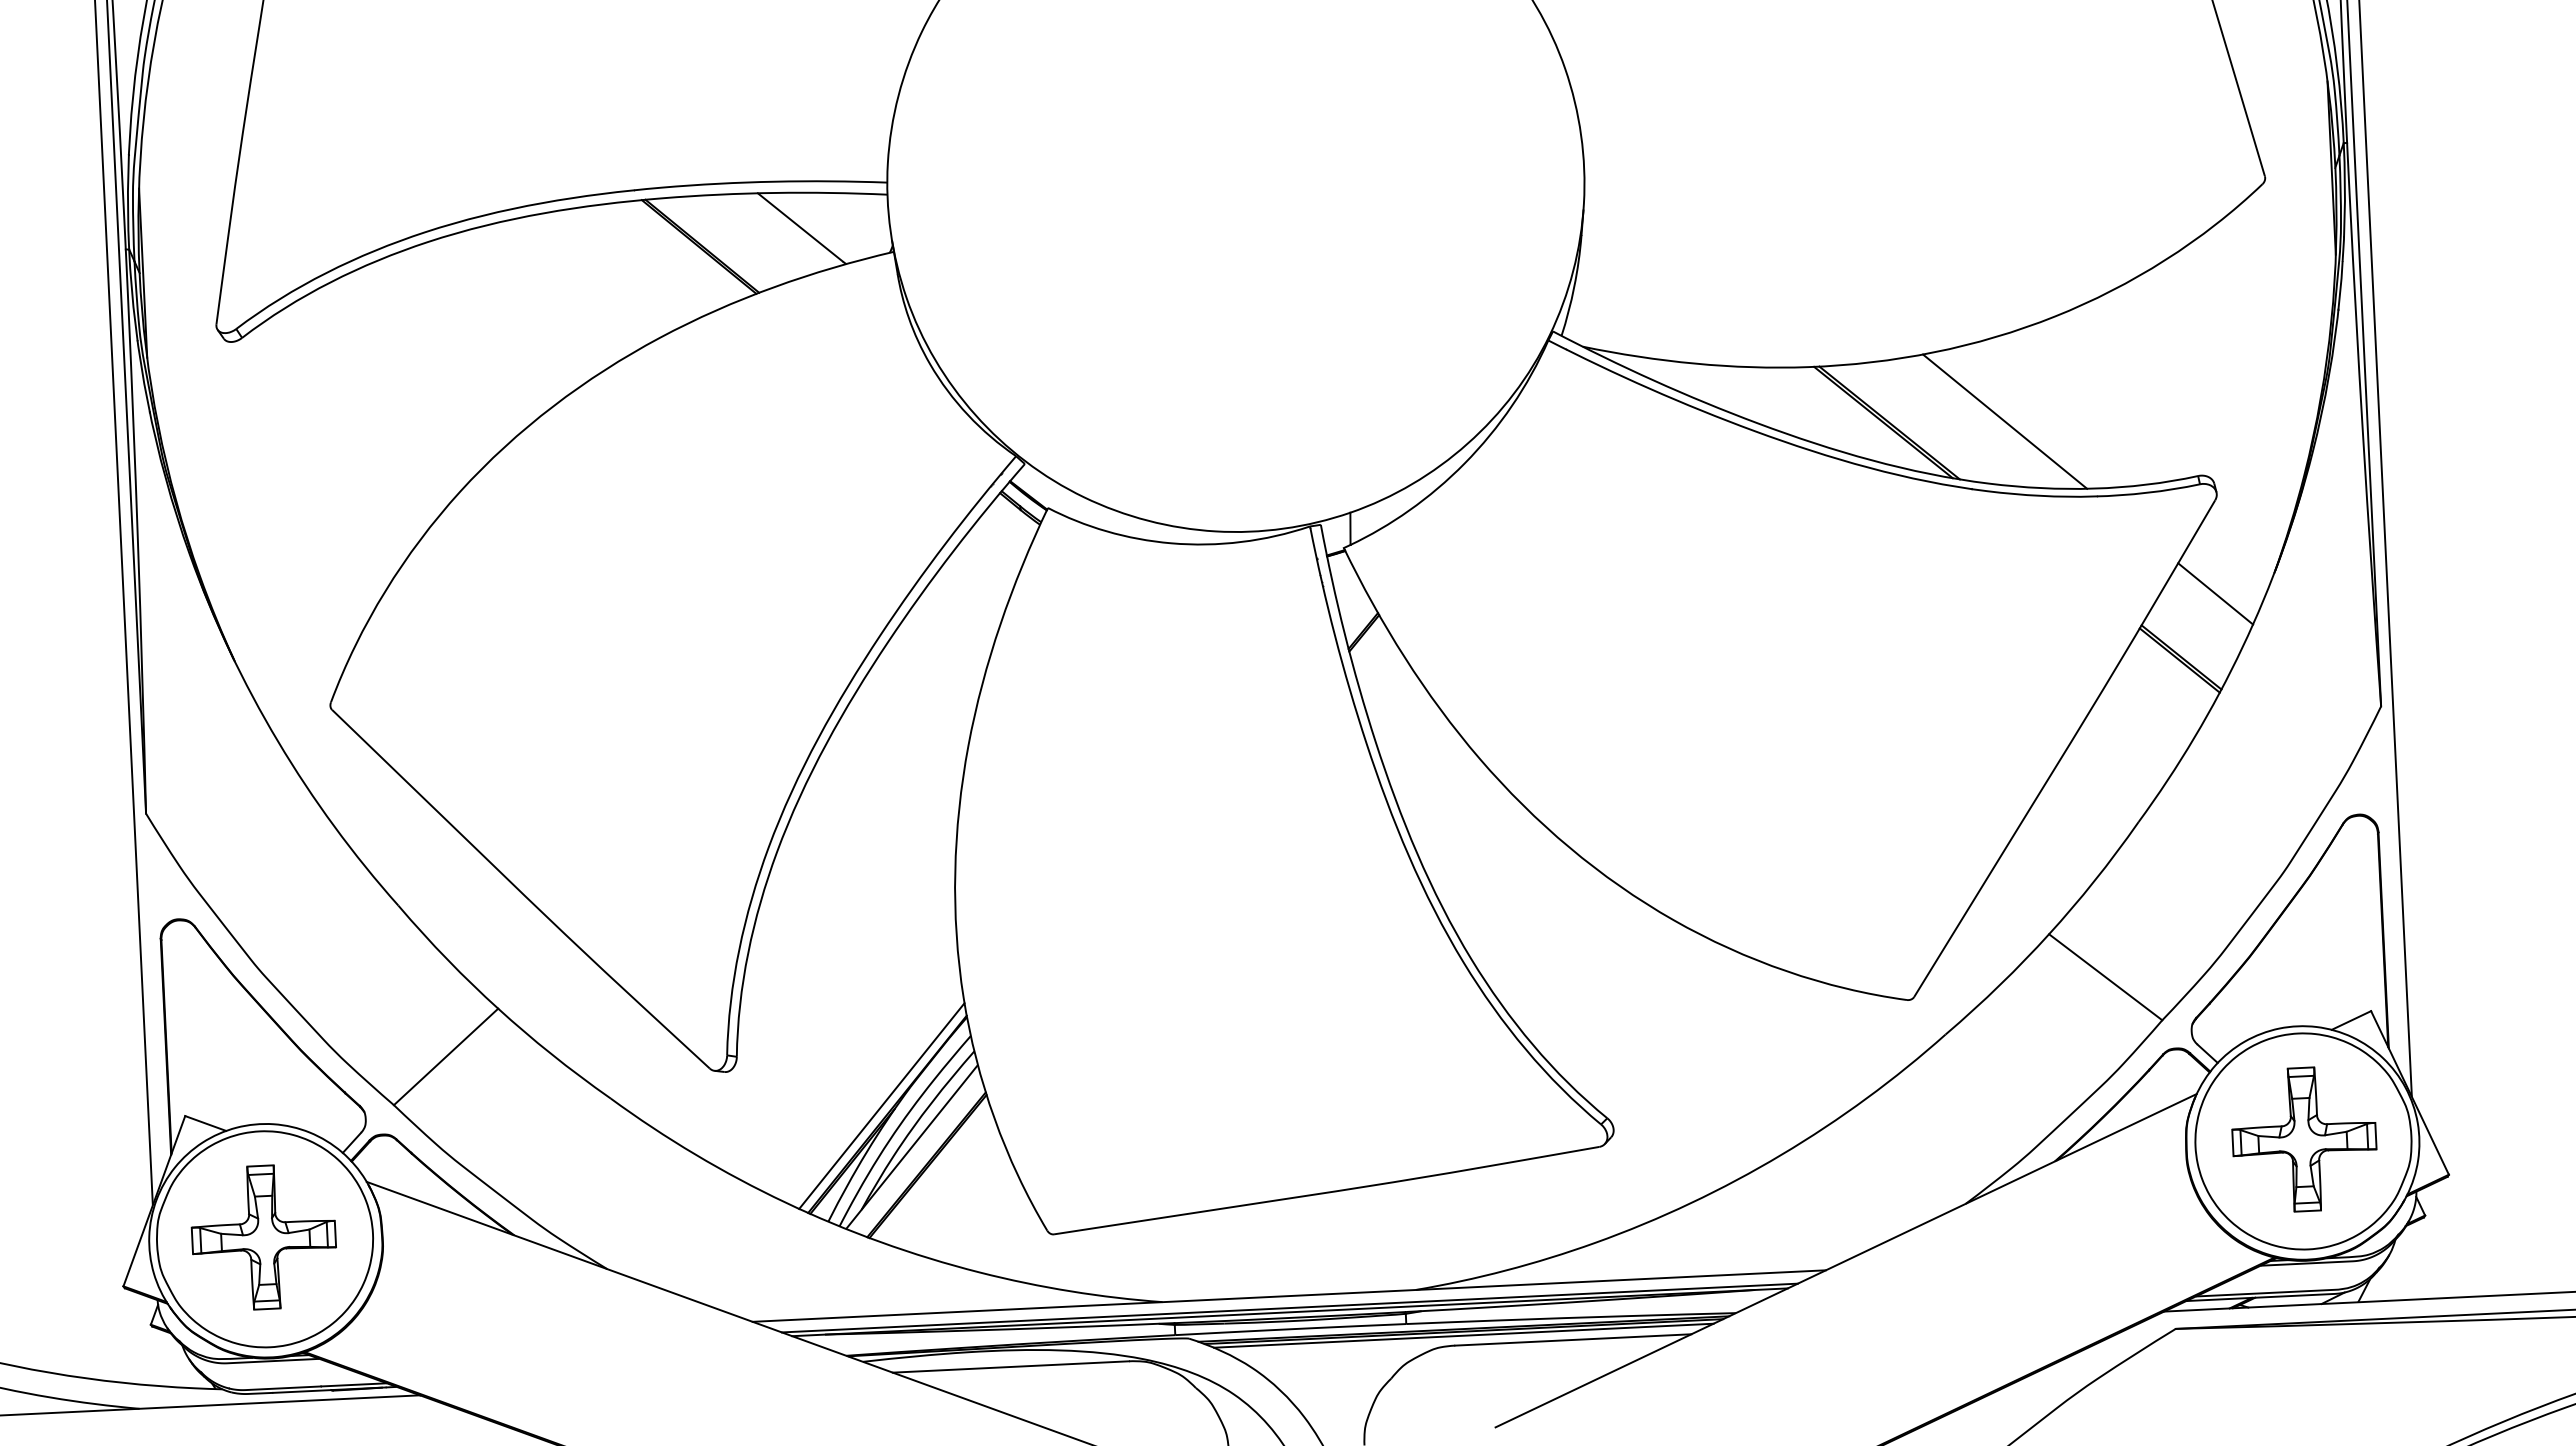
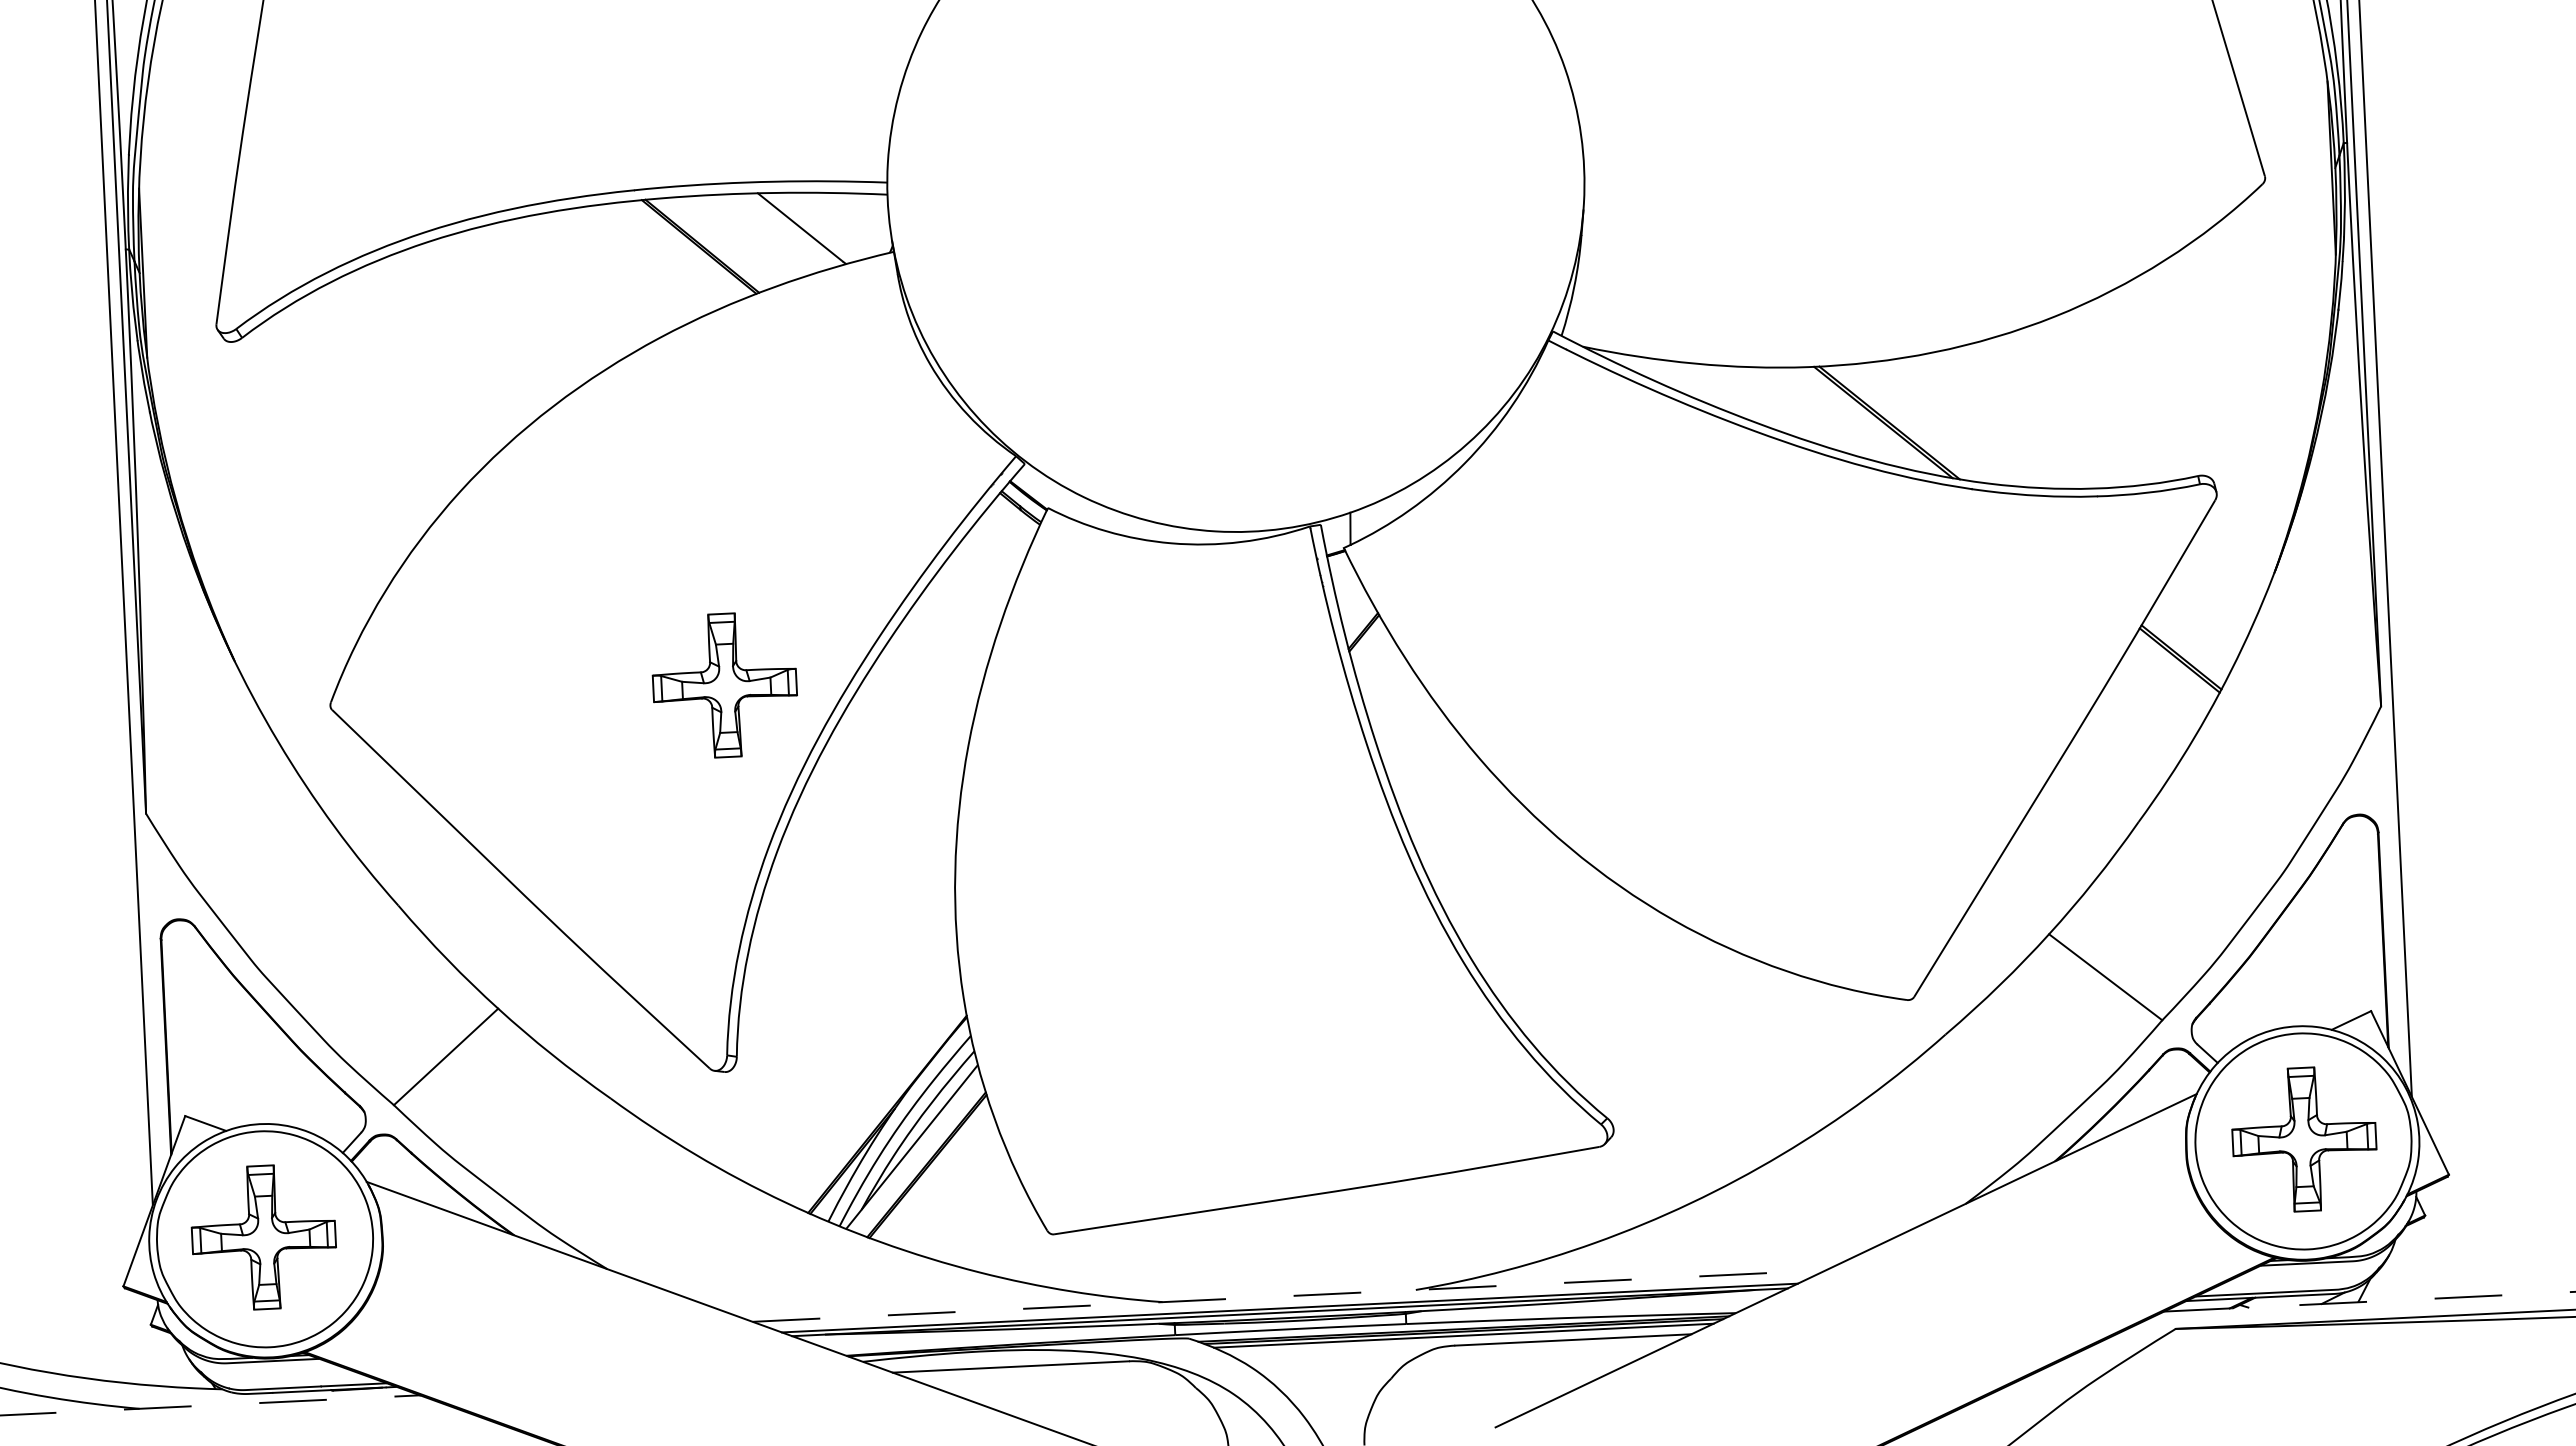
line: present -> none (2005, 421)
line: present -> none (2215, 593)
part: none -> present (724, 685)
line: present -> none (881, 1105)
line: solid -> dashed (1289, 1296)
line: solid -> dashed (2369, 1301)
line: solid -> dashed (210, 1405)
